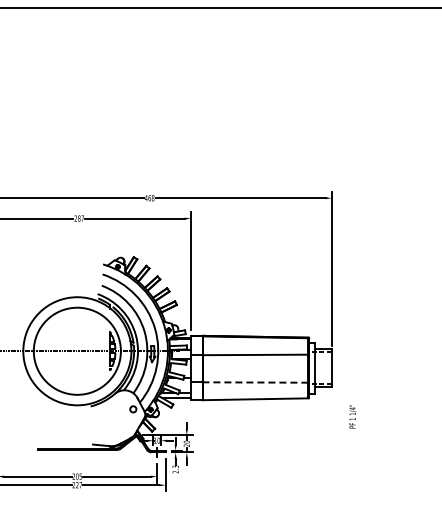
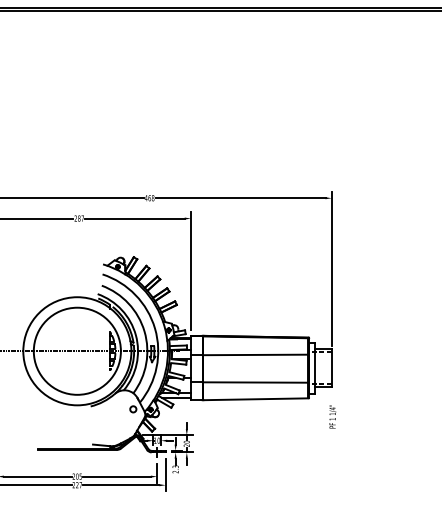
line: none -> present (220, 11)
line: dashed -> solid (255, 382)
text position: (352, 416) -> (332, 416) (332, 416)
